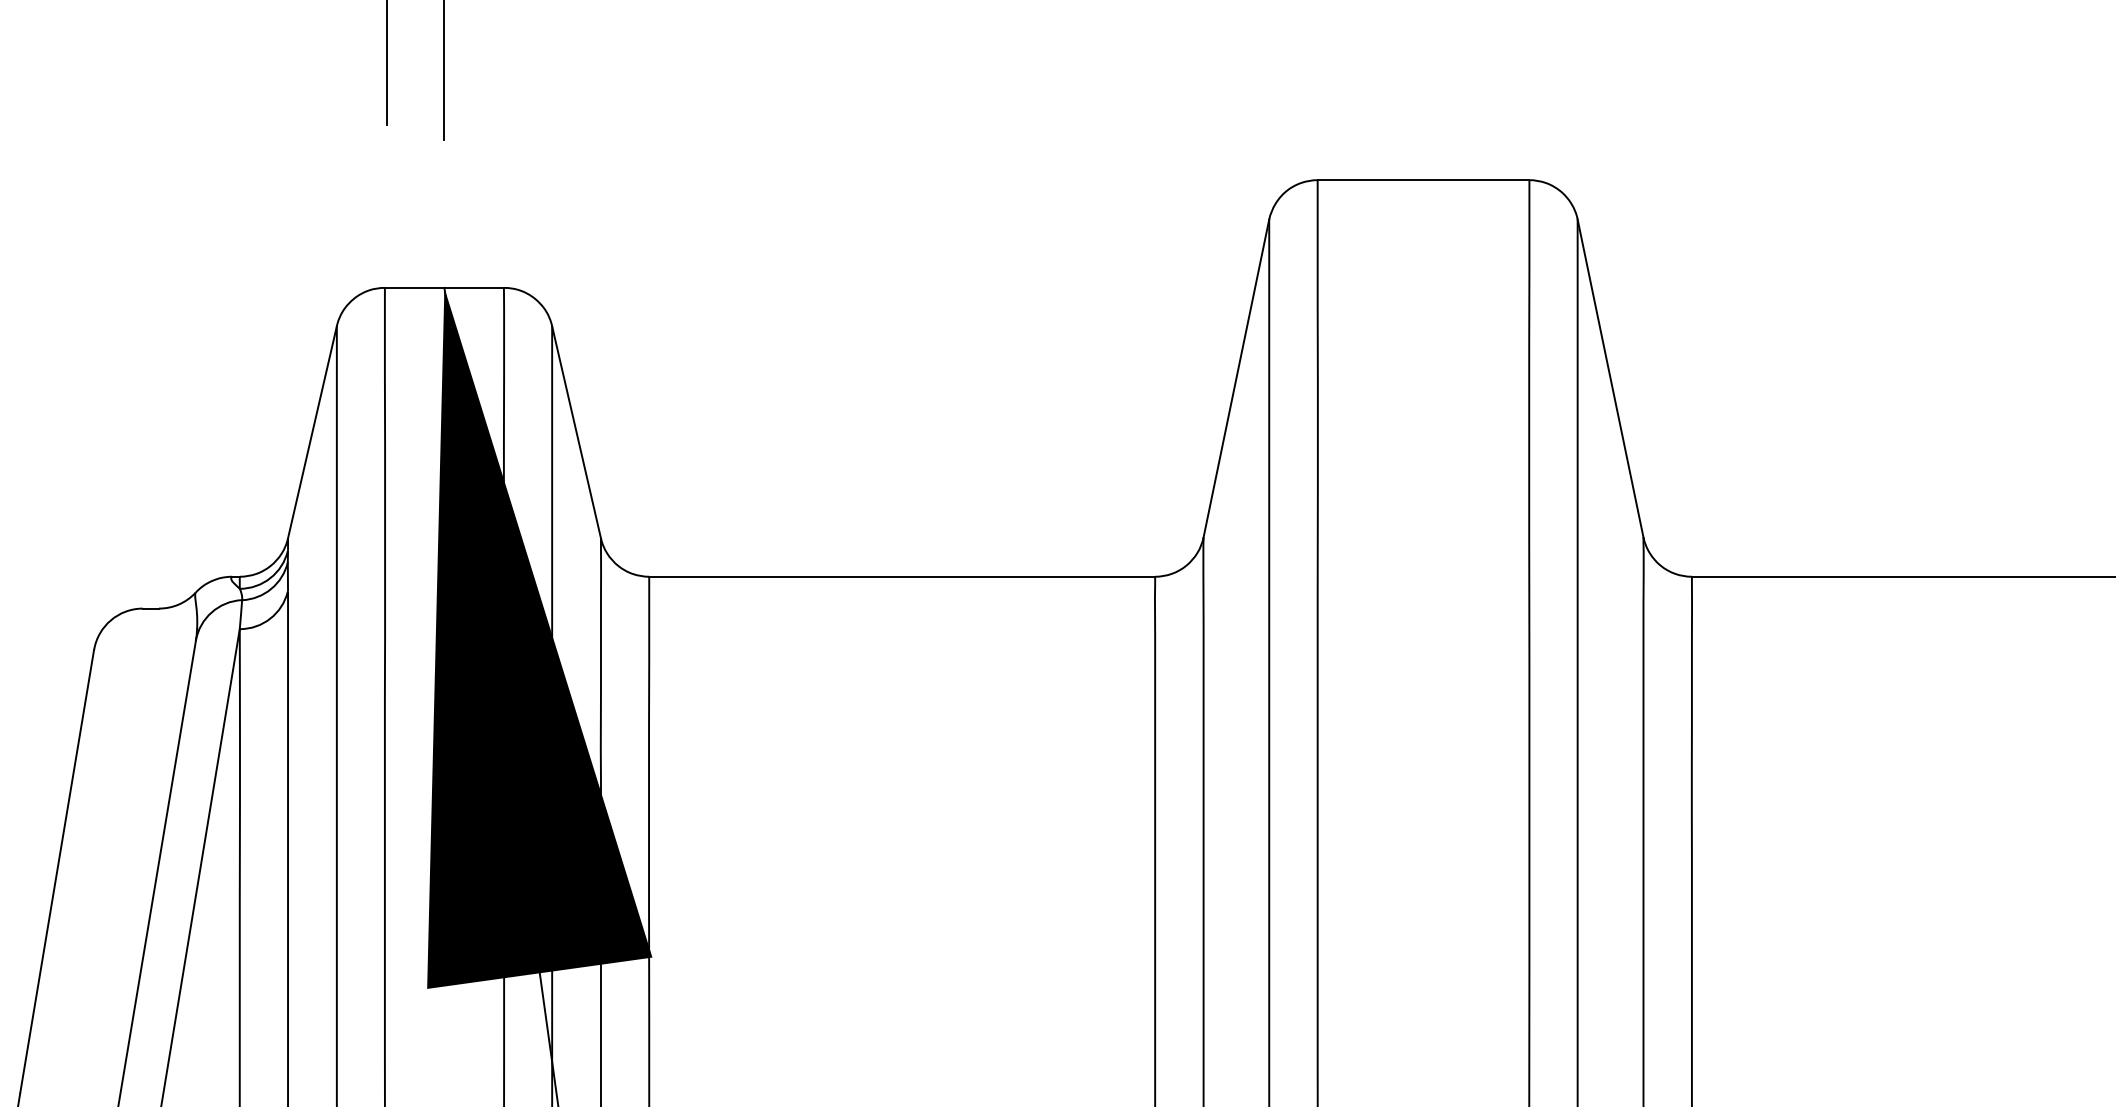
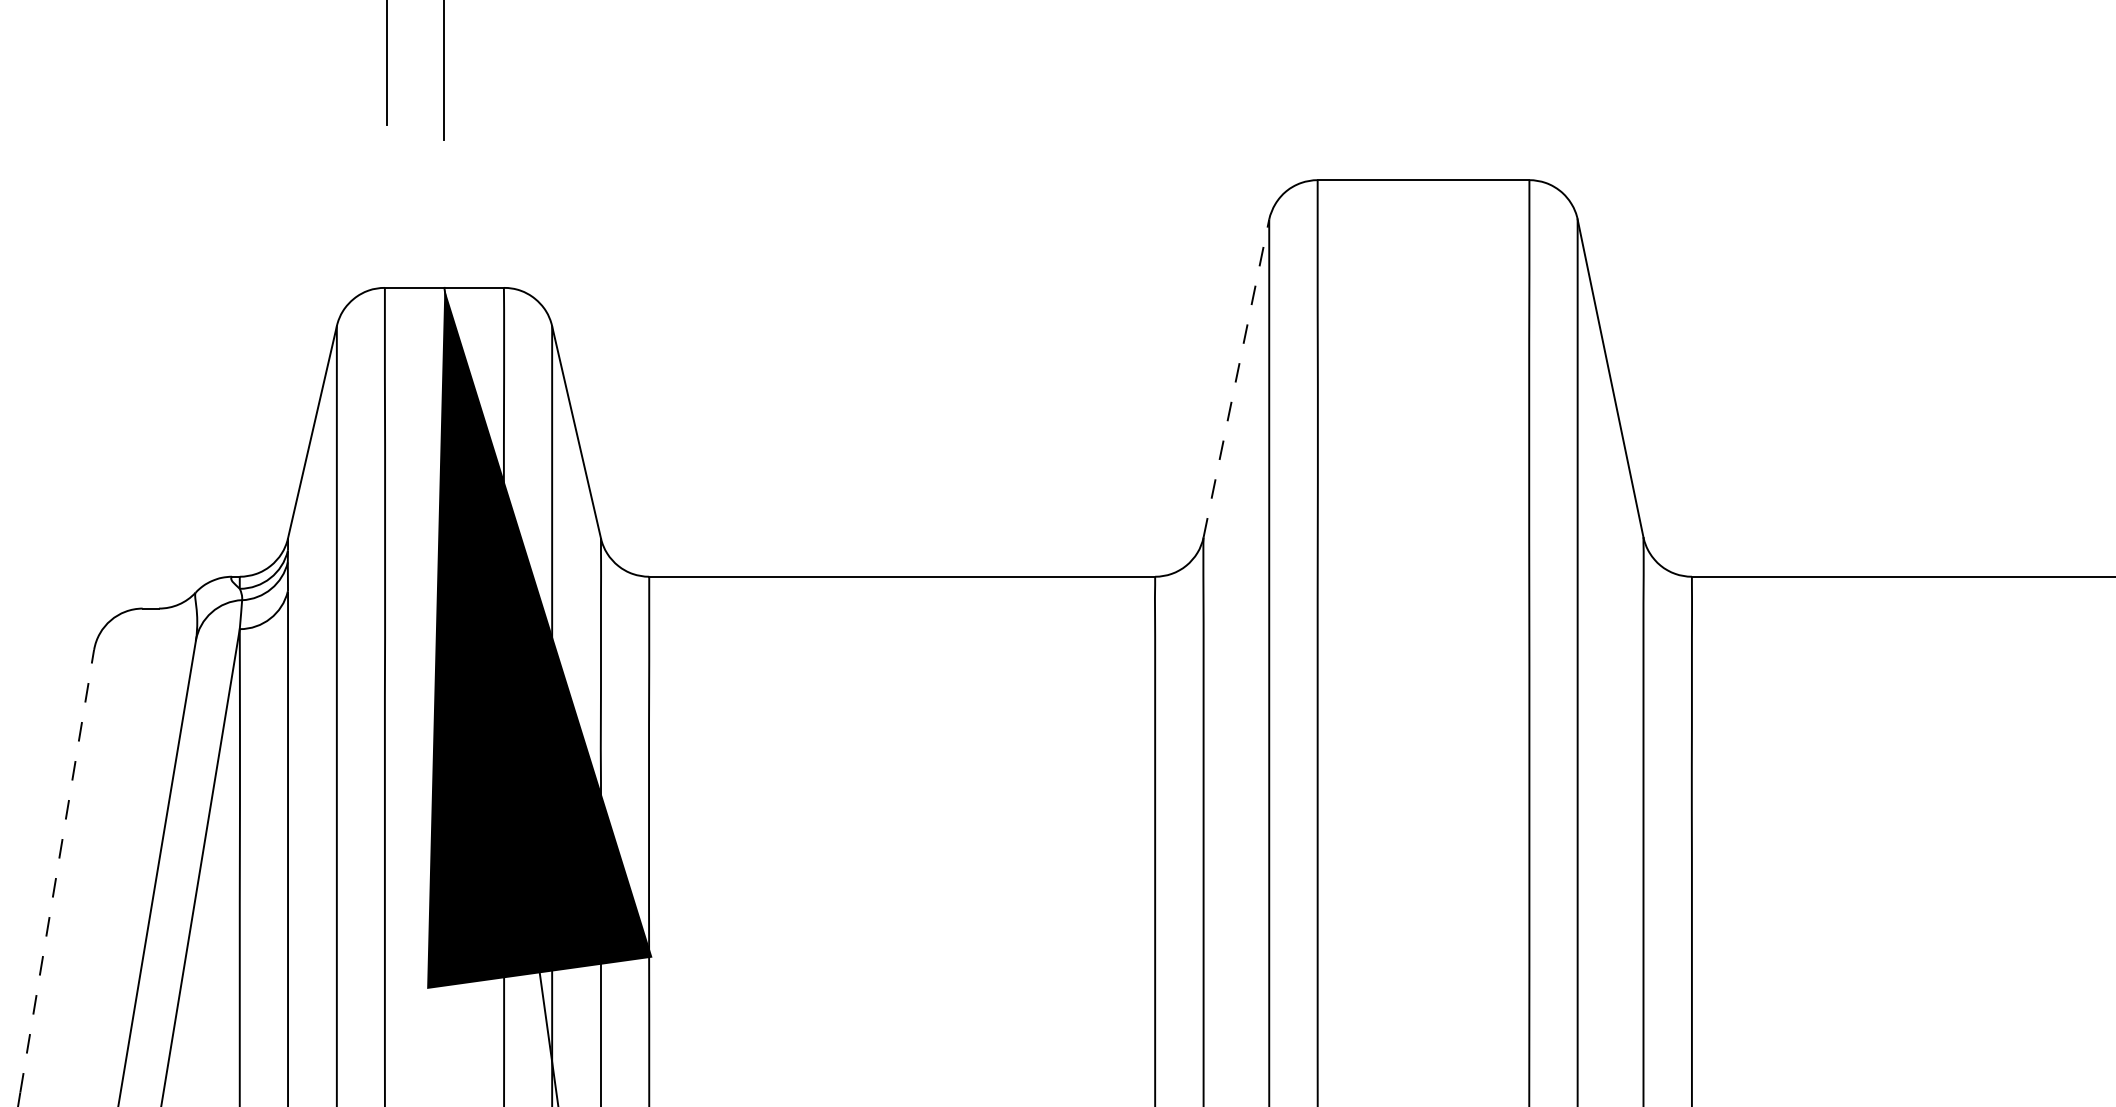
line: solid -> dashed (1236, 377)
line: solid -> dashed (57, 870)
